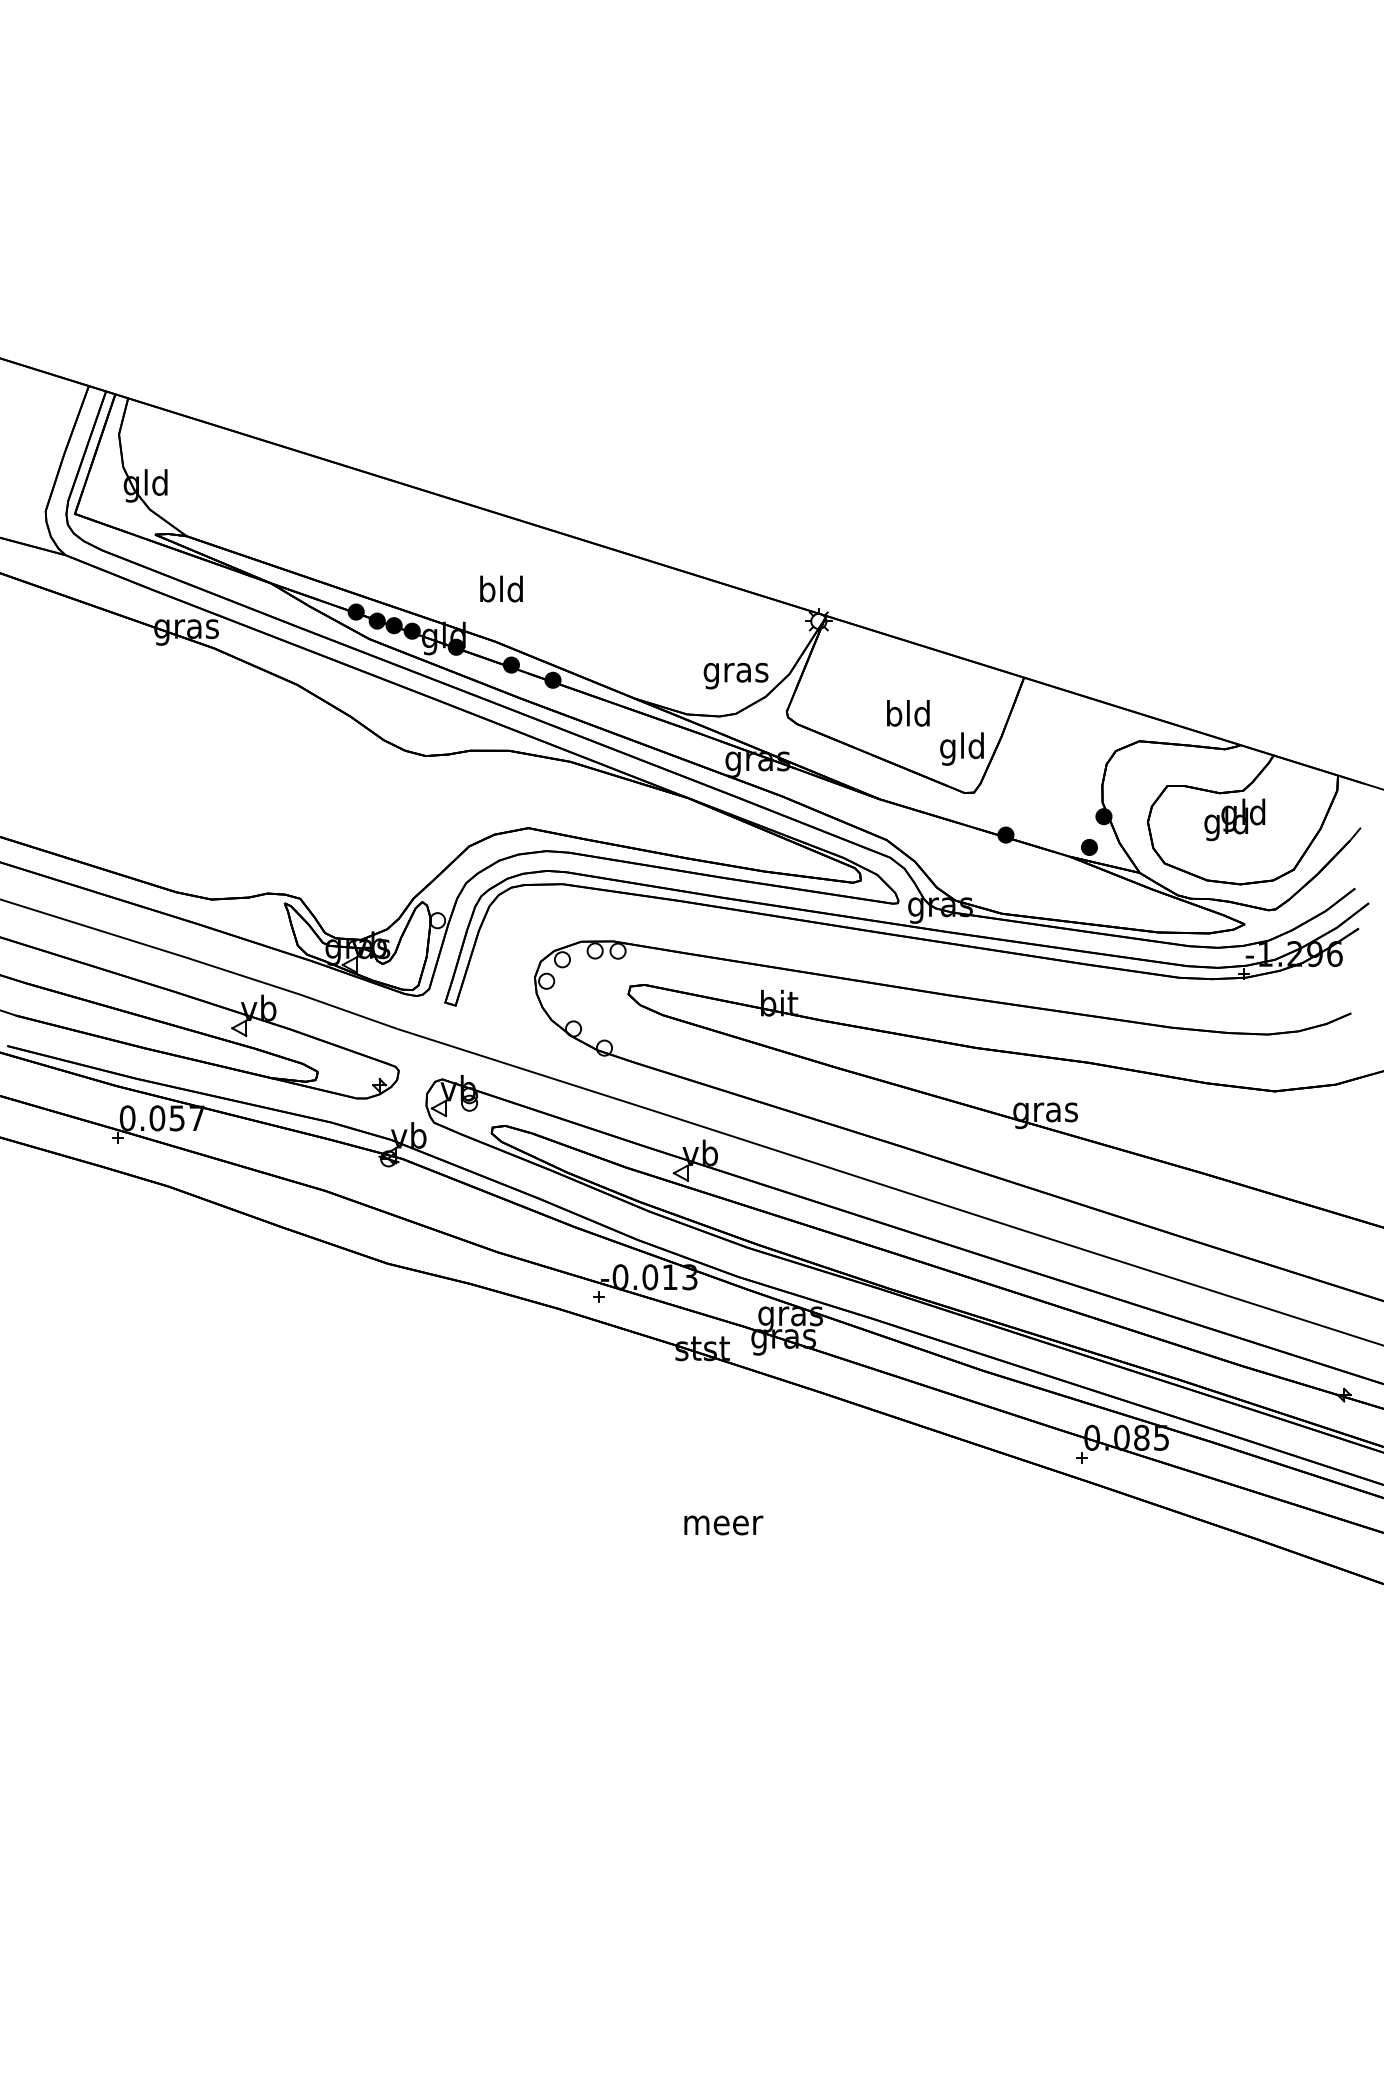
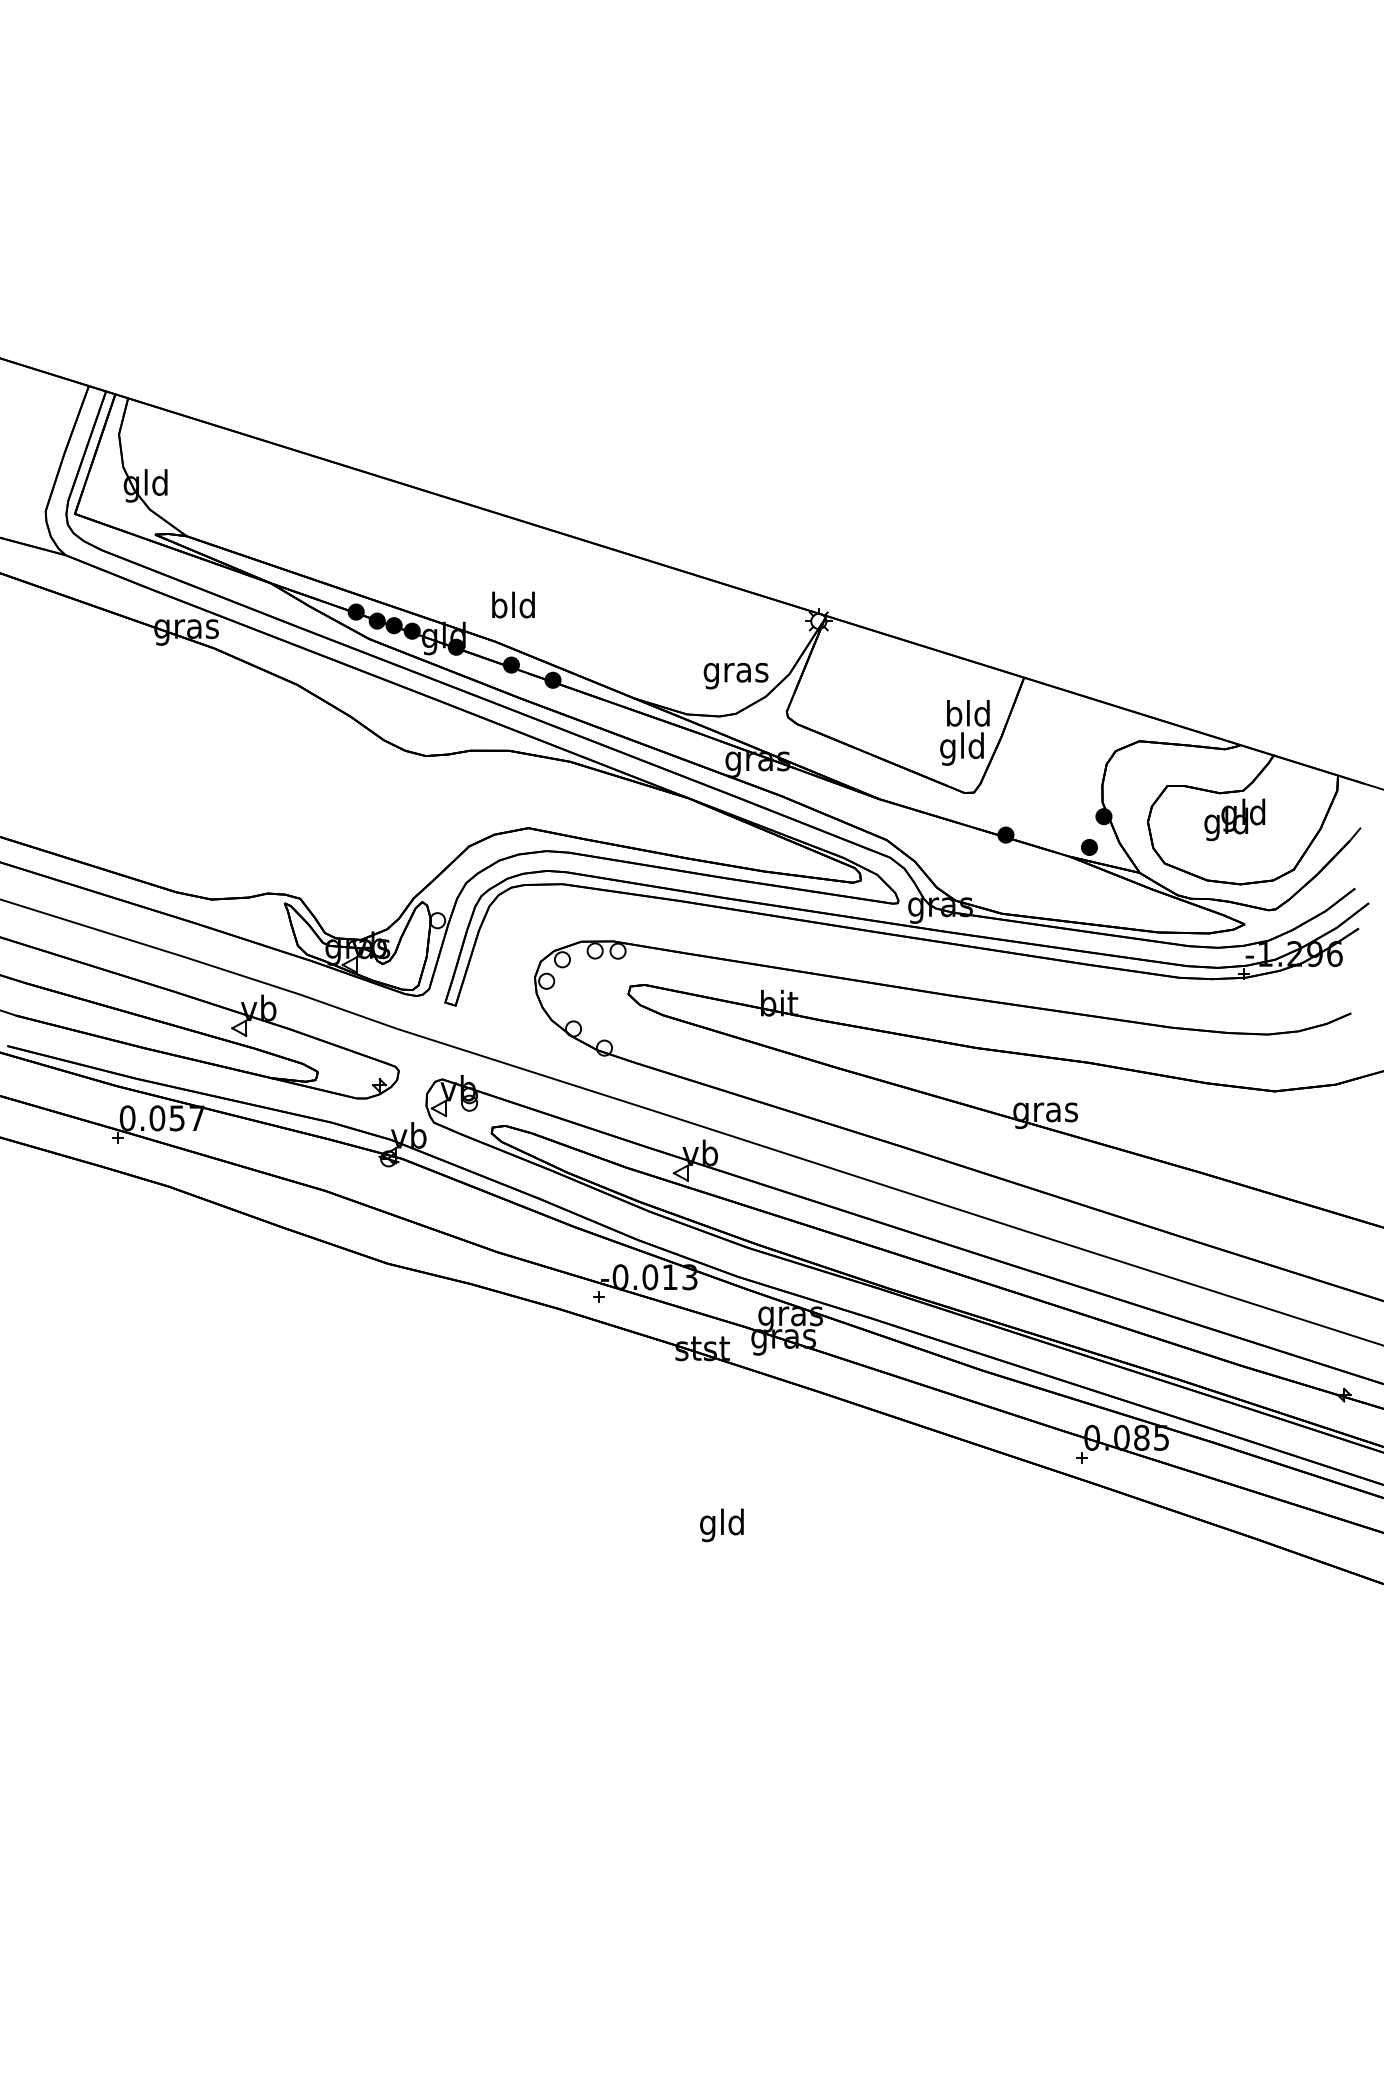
text position: (501, 588) -> (513, 604) (513, 604)
text position: (908, 713) -> (968, 713) (968, 713)
text: meer -> gld (723, 1525)
